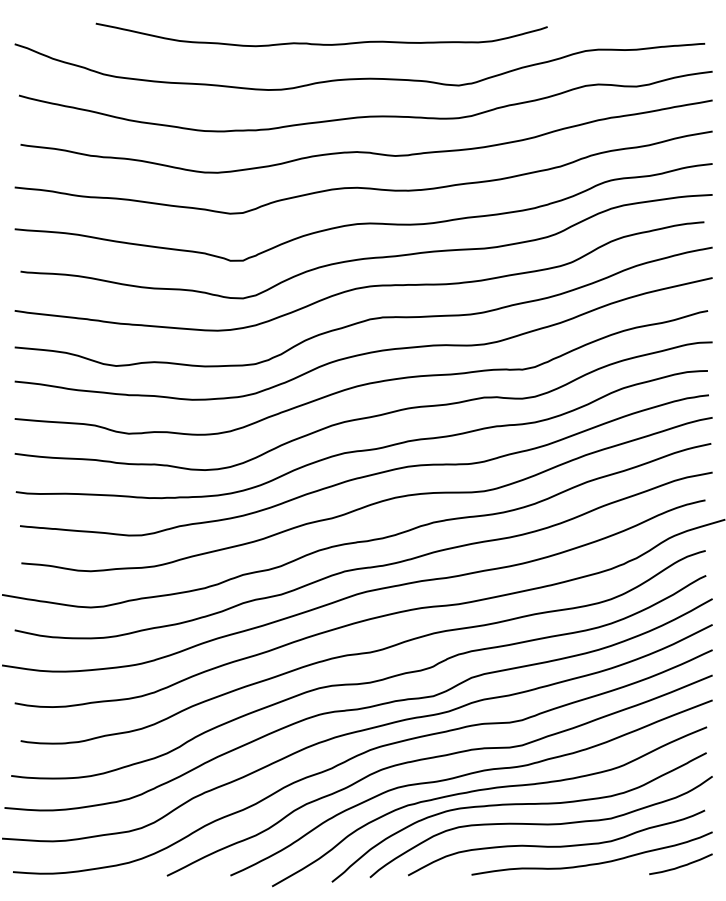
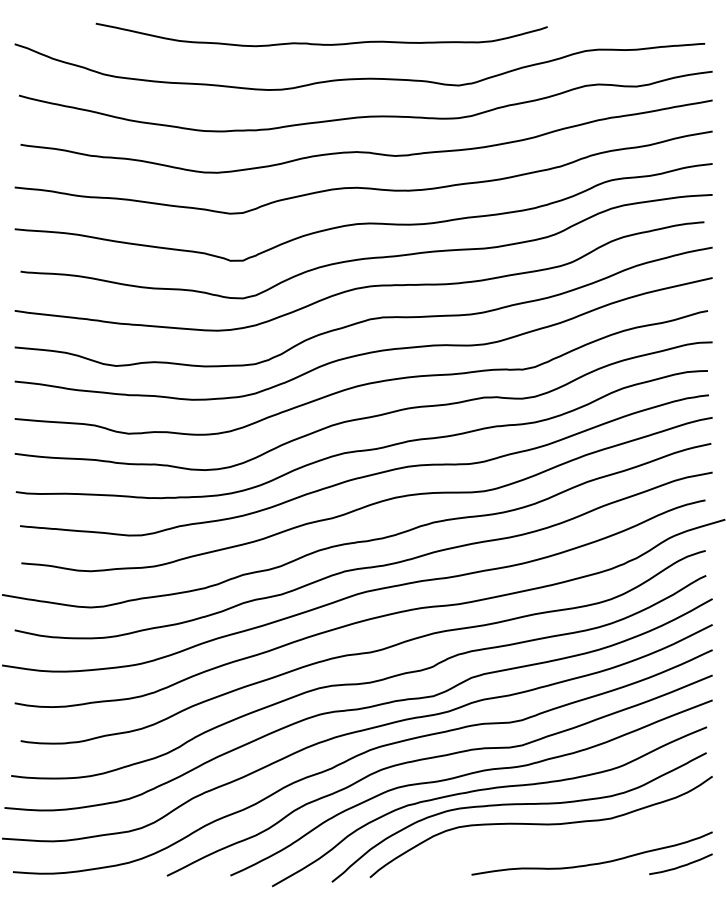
curve: present -> none (556, 845)
